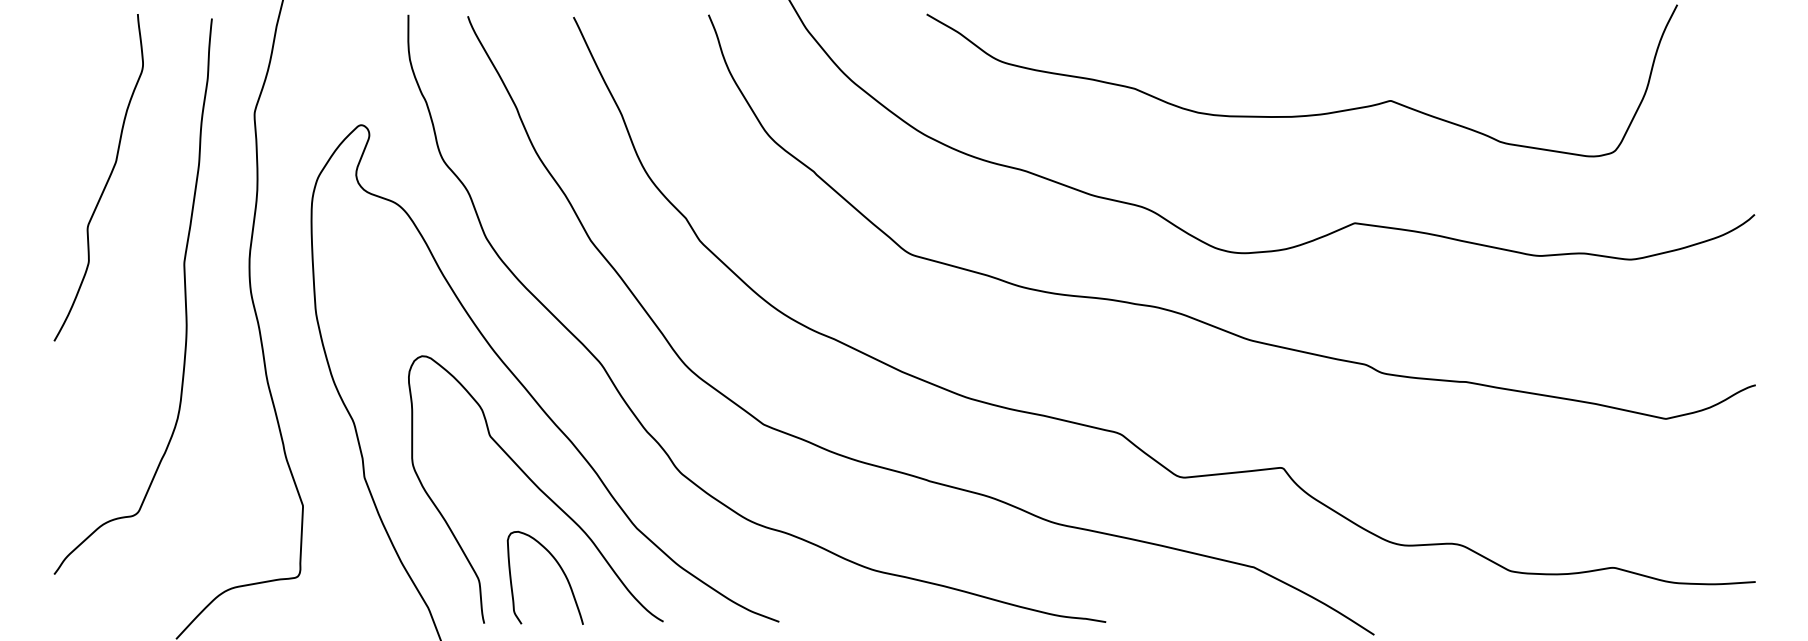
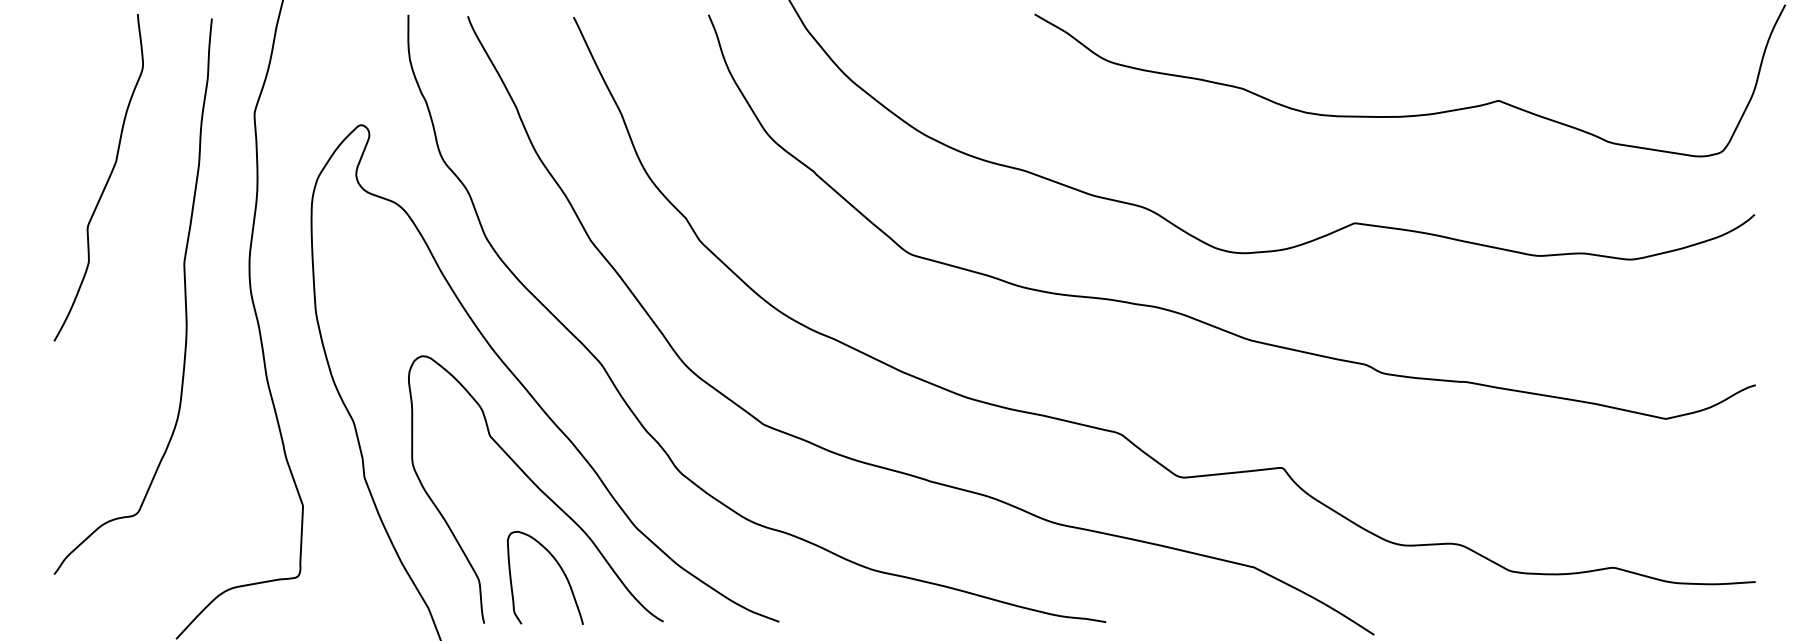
curve position: (1307, 114) -> (1415, 114) (1415, 114)
